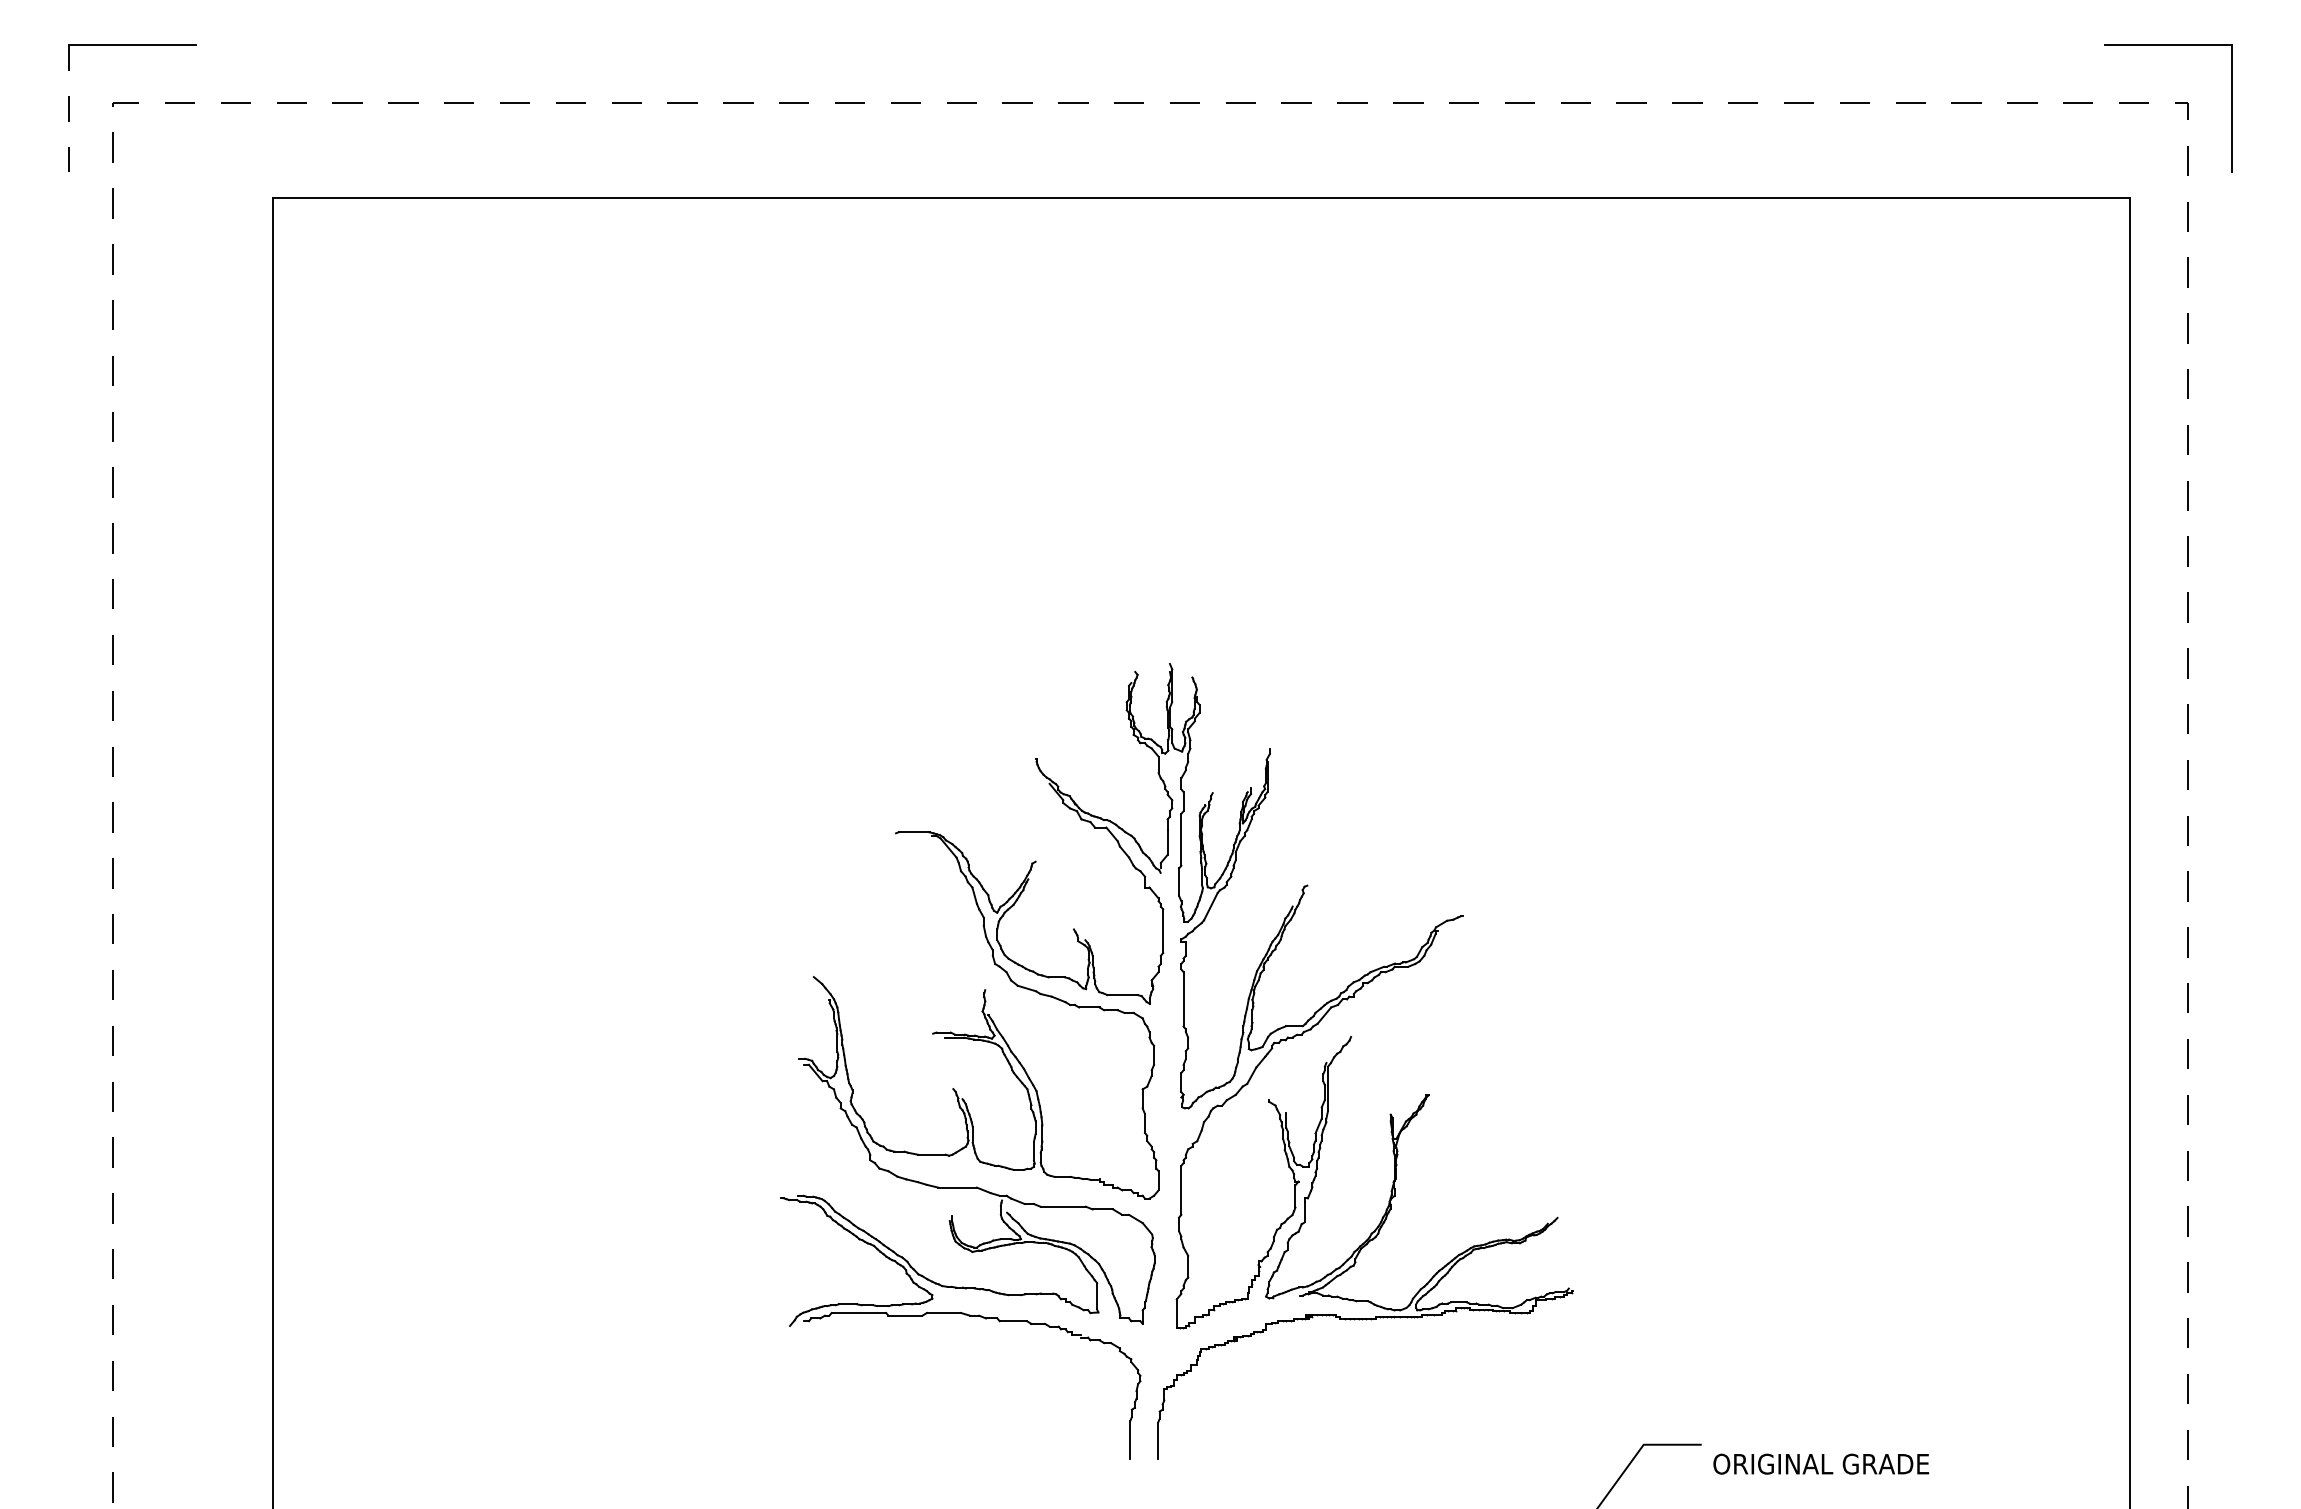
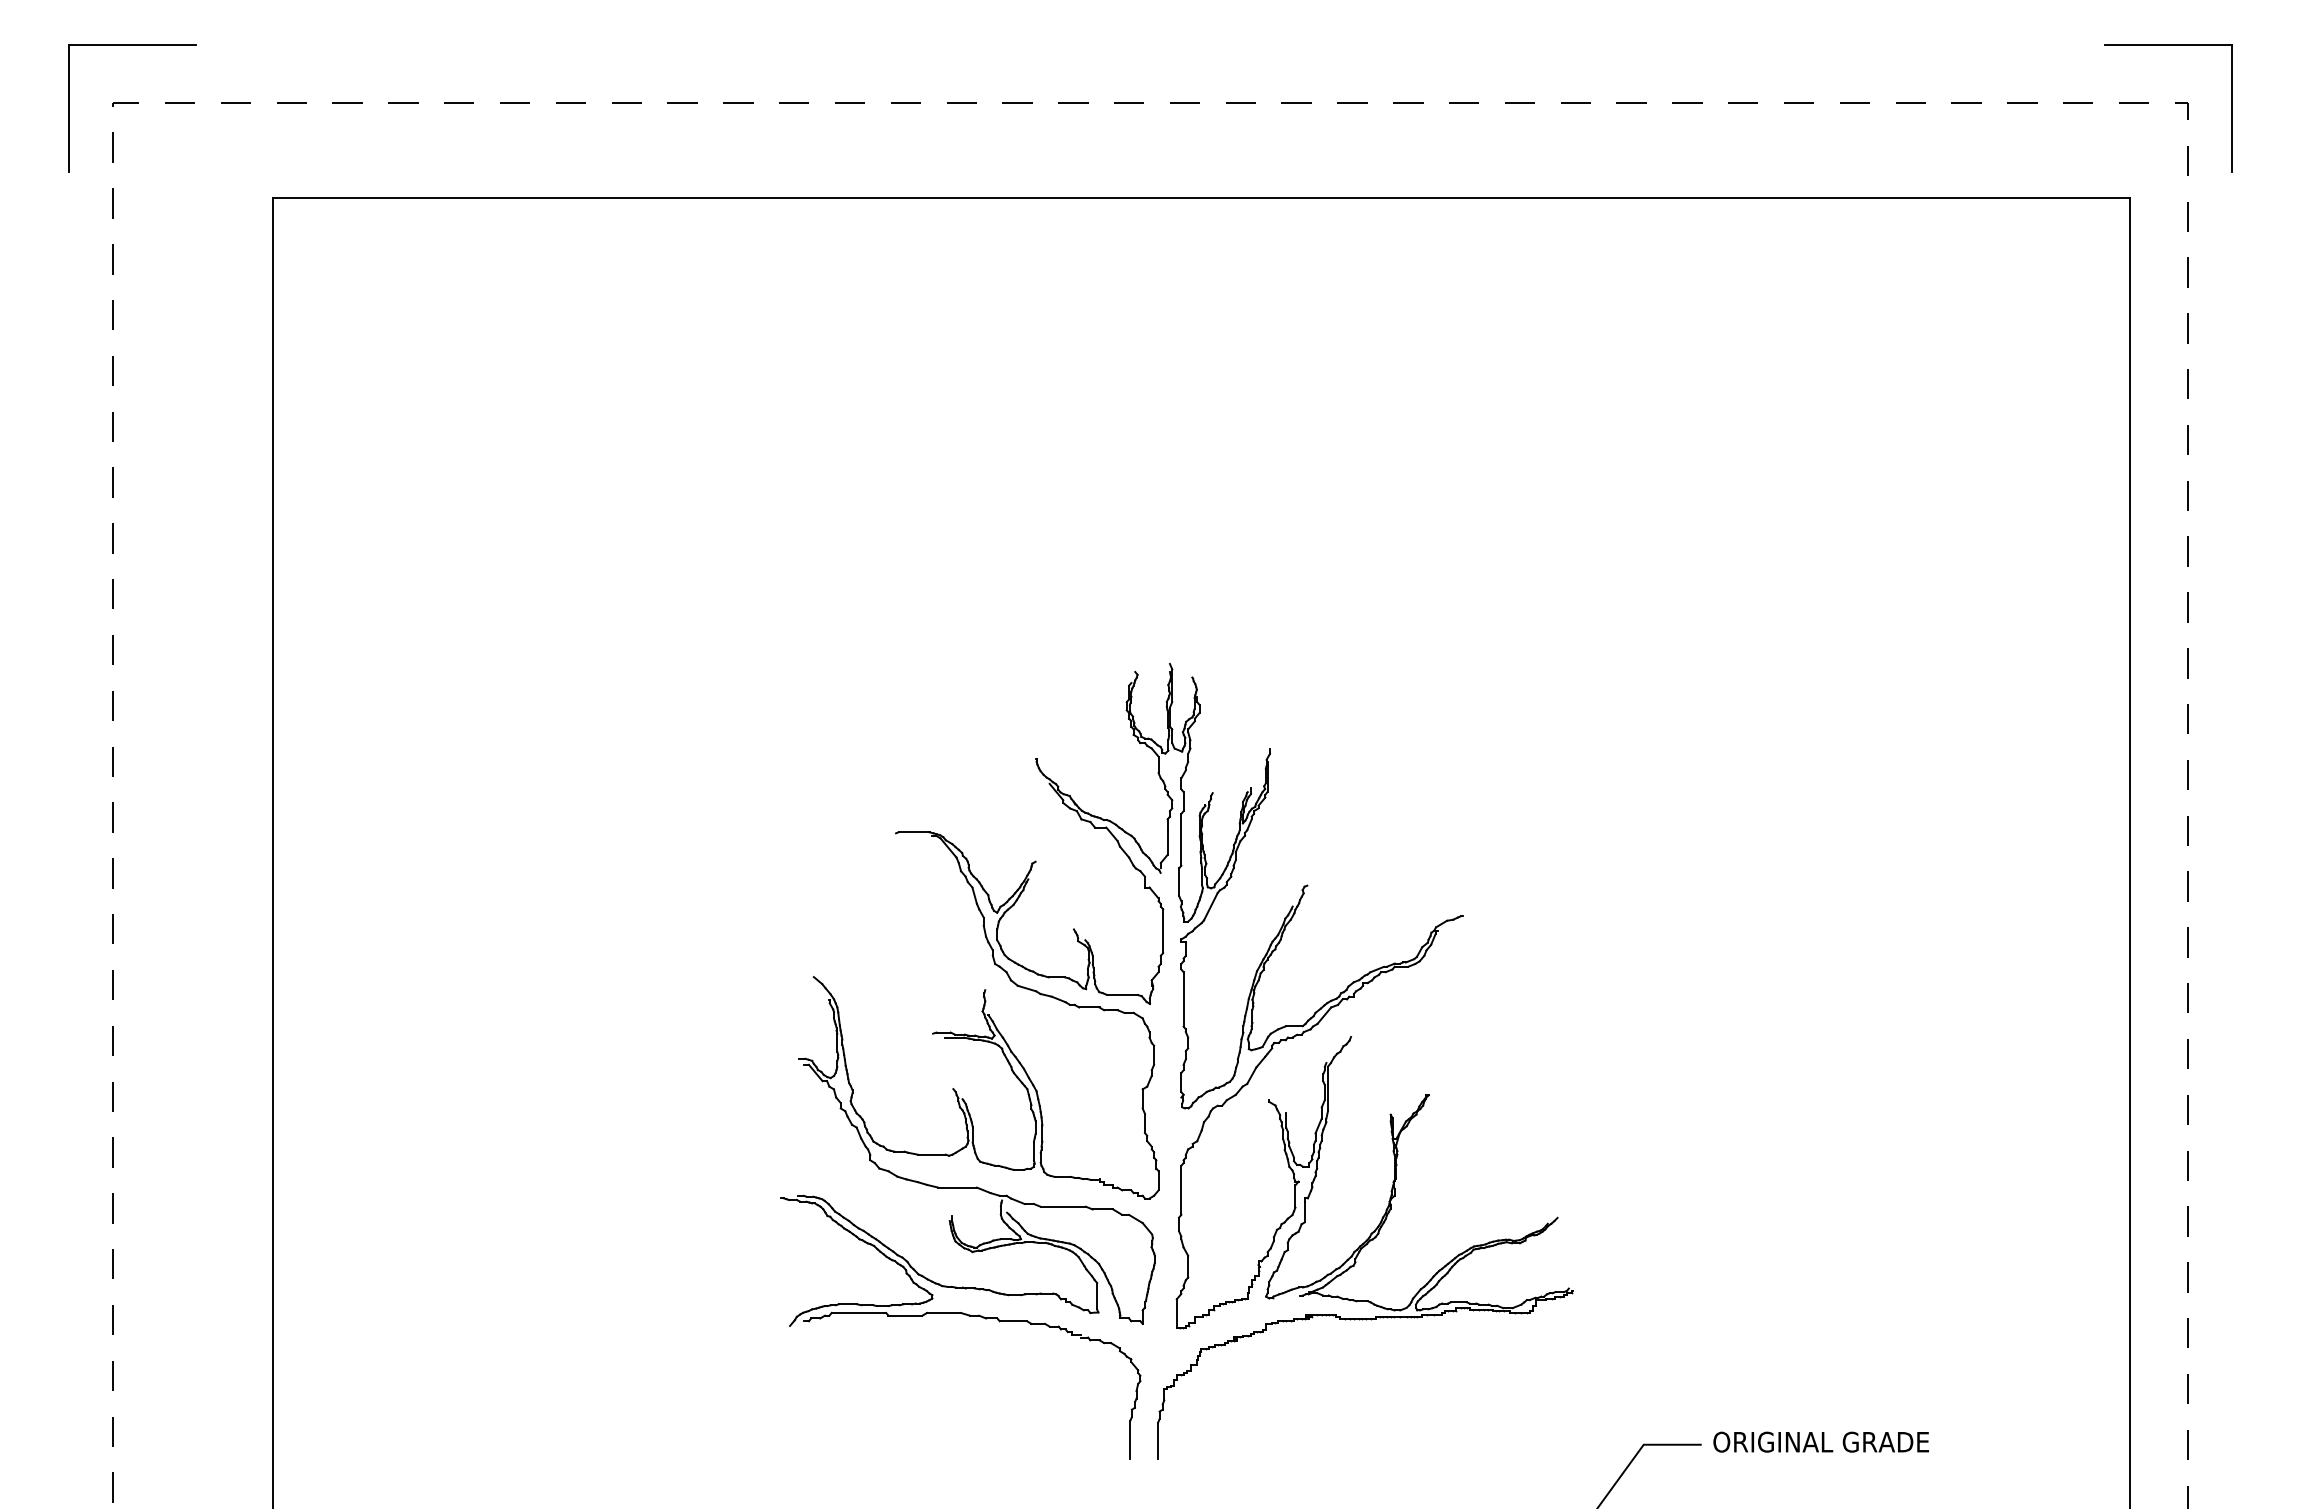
line: dashed -> solid (69, 108)
text position: (1820, 1463) -> (1820, 1441) (1820, 1441)
